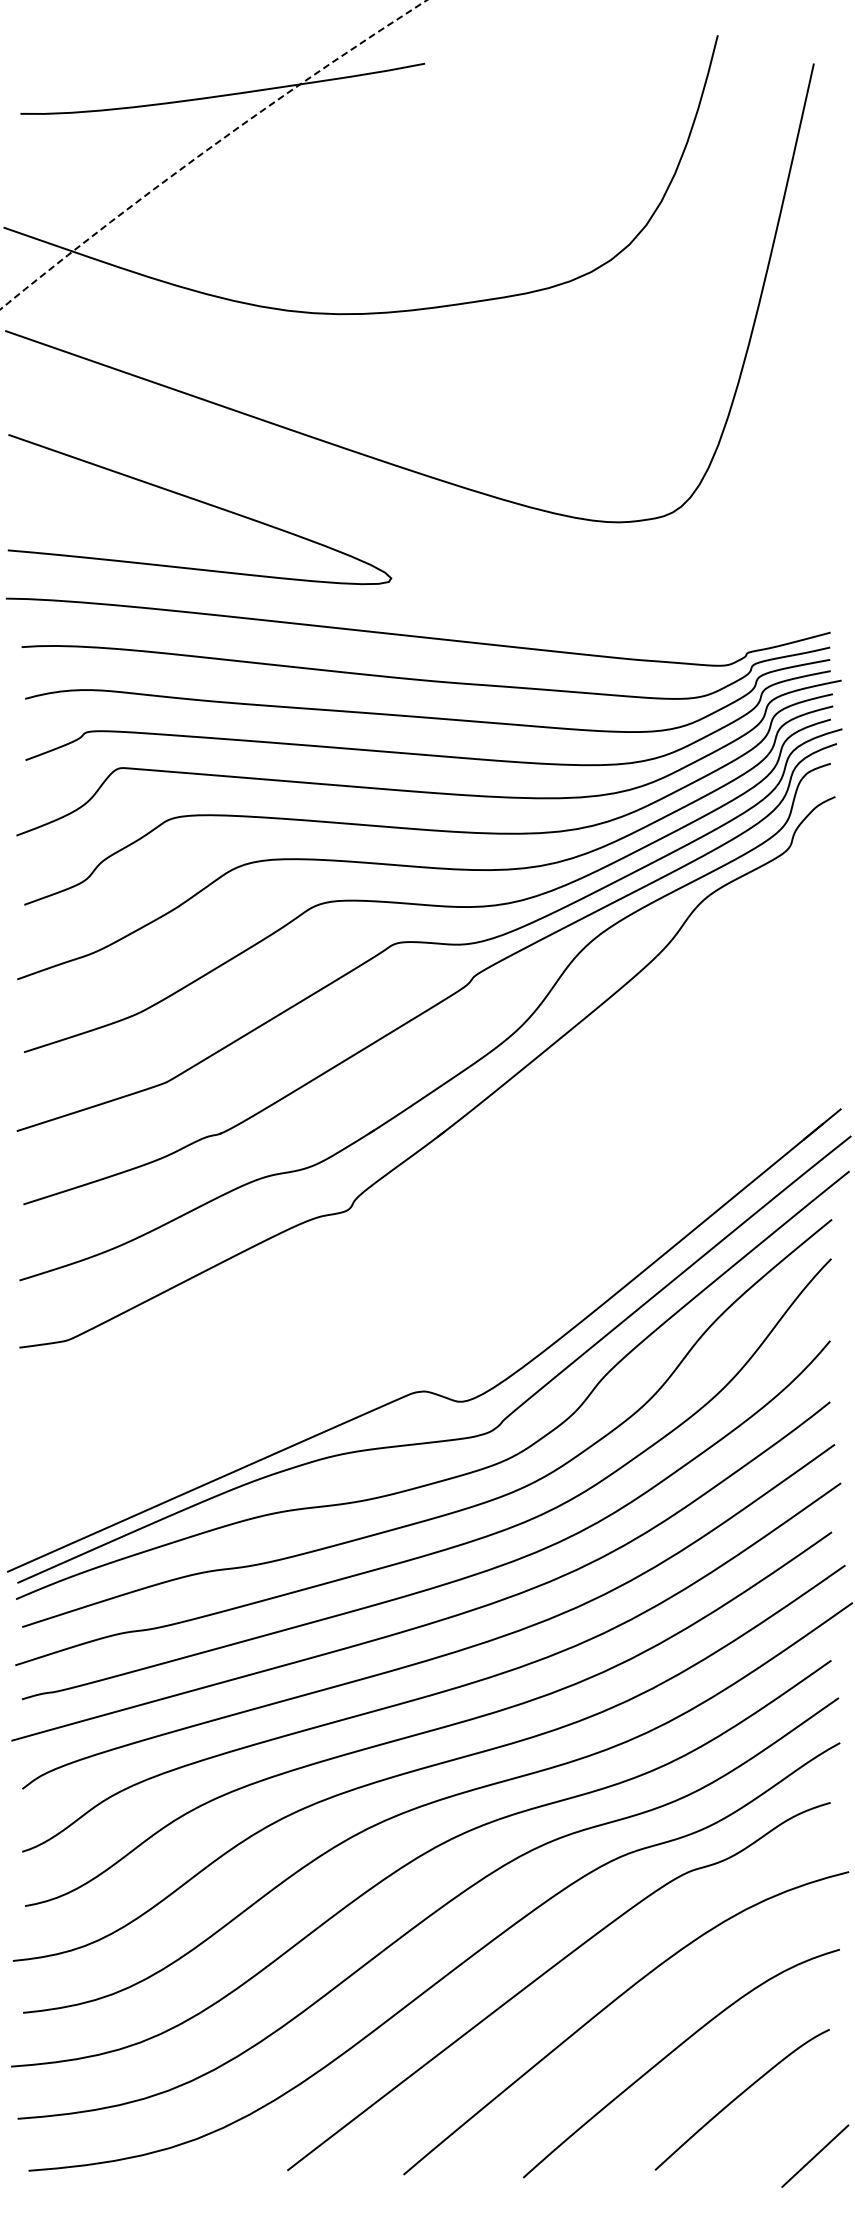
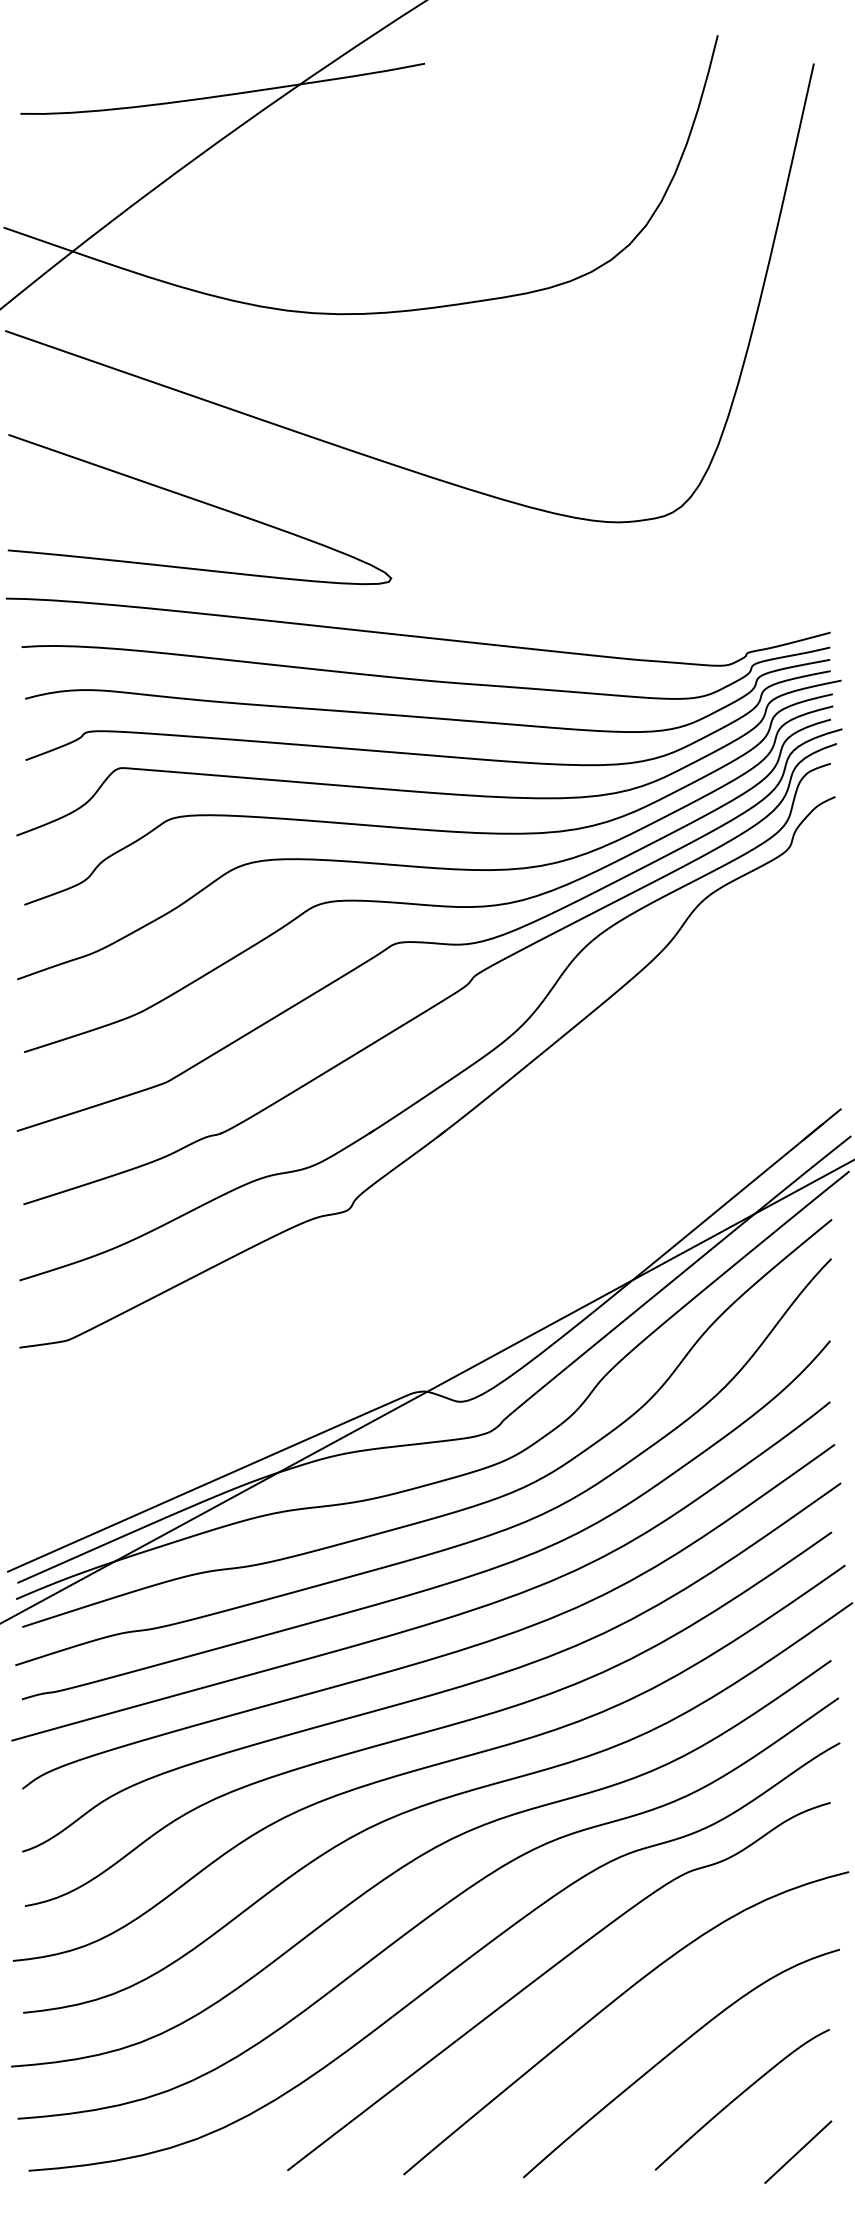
circle: dashed -> solid (213, 154)
line: none -> present (426, 1391)
line position: (815, 2155) -> (798, 2151) (798, 2151)
